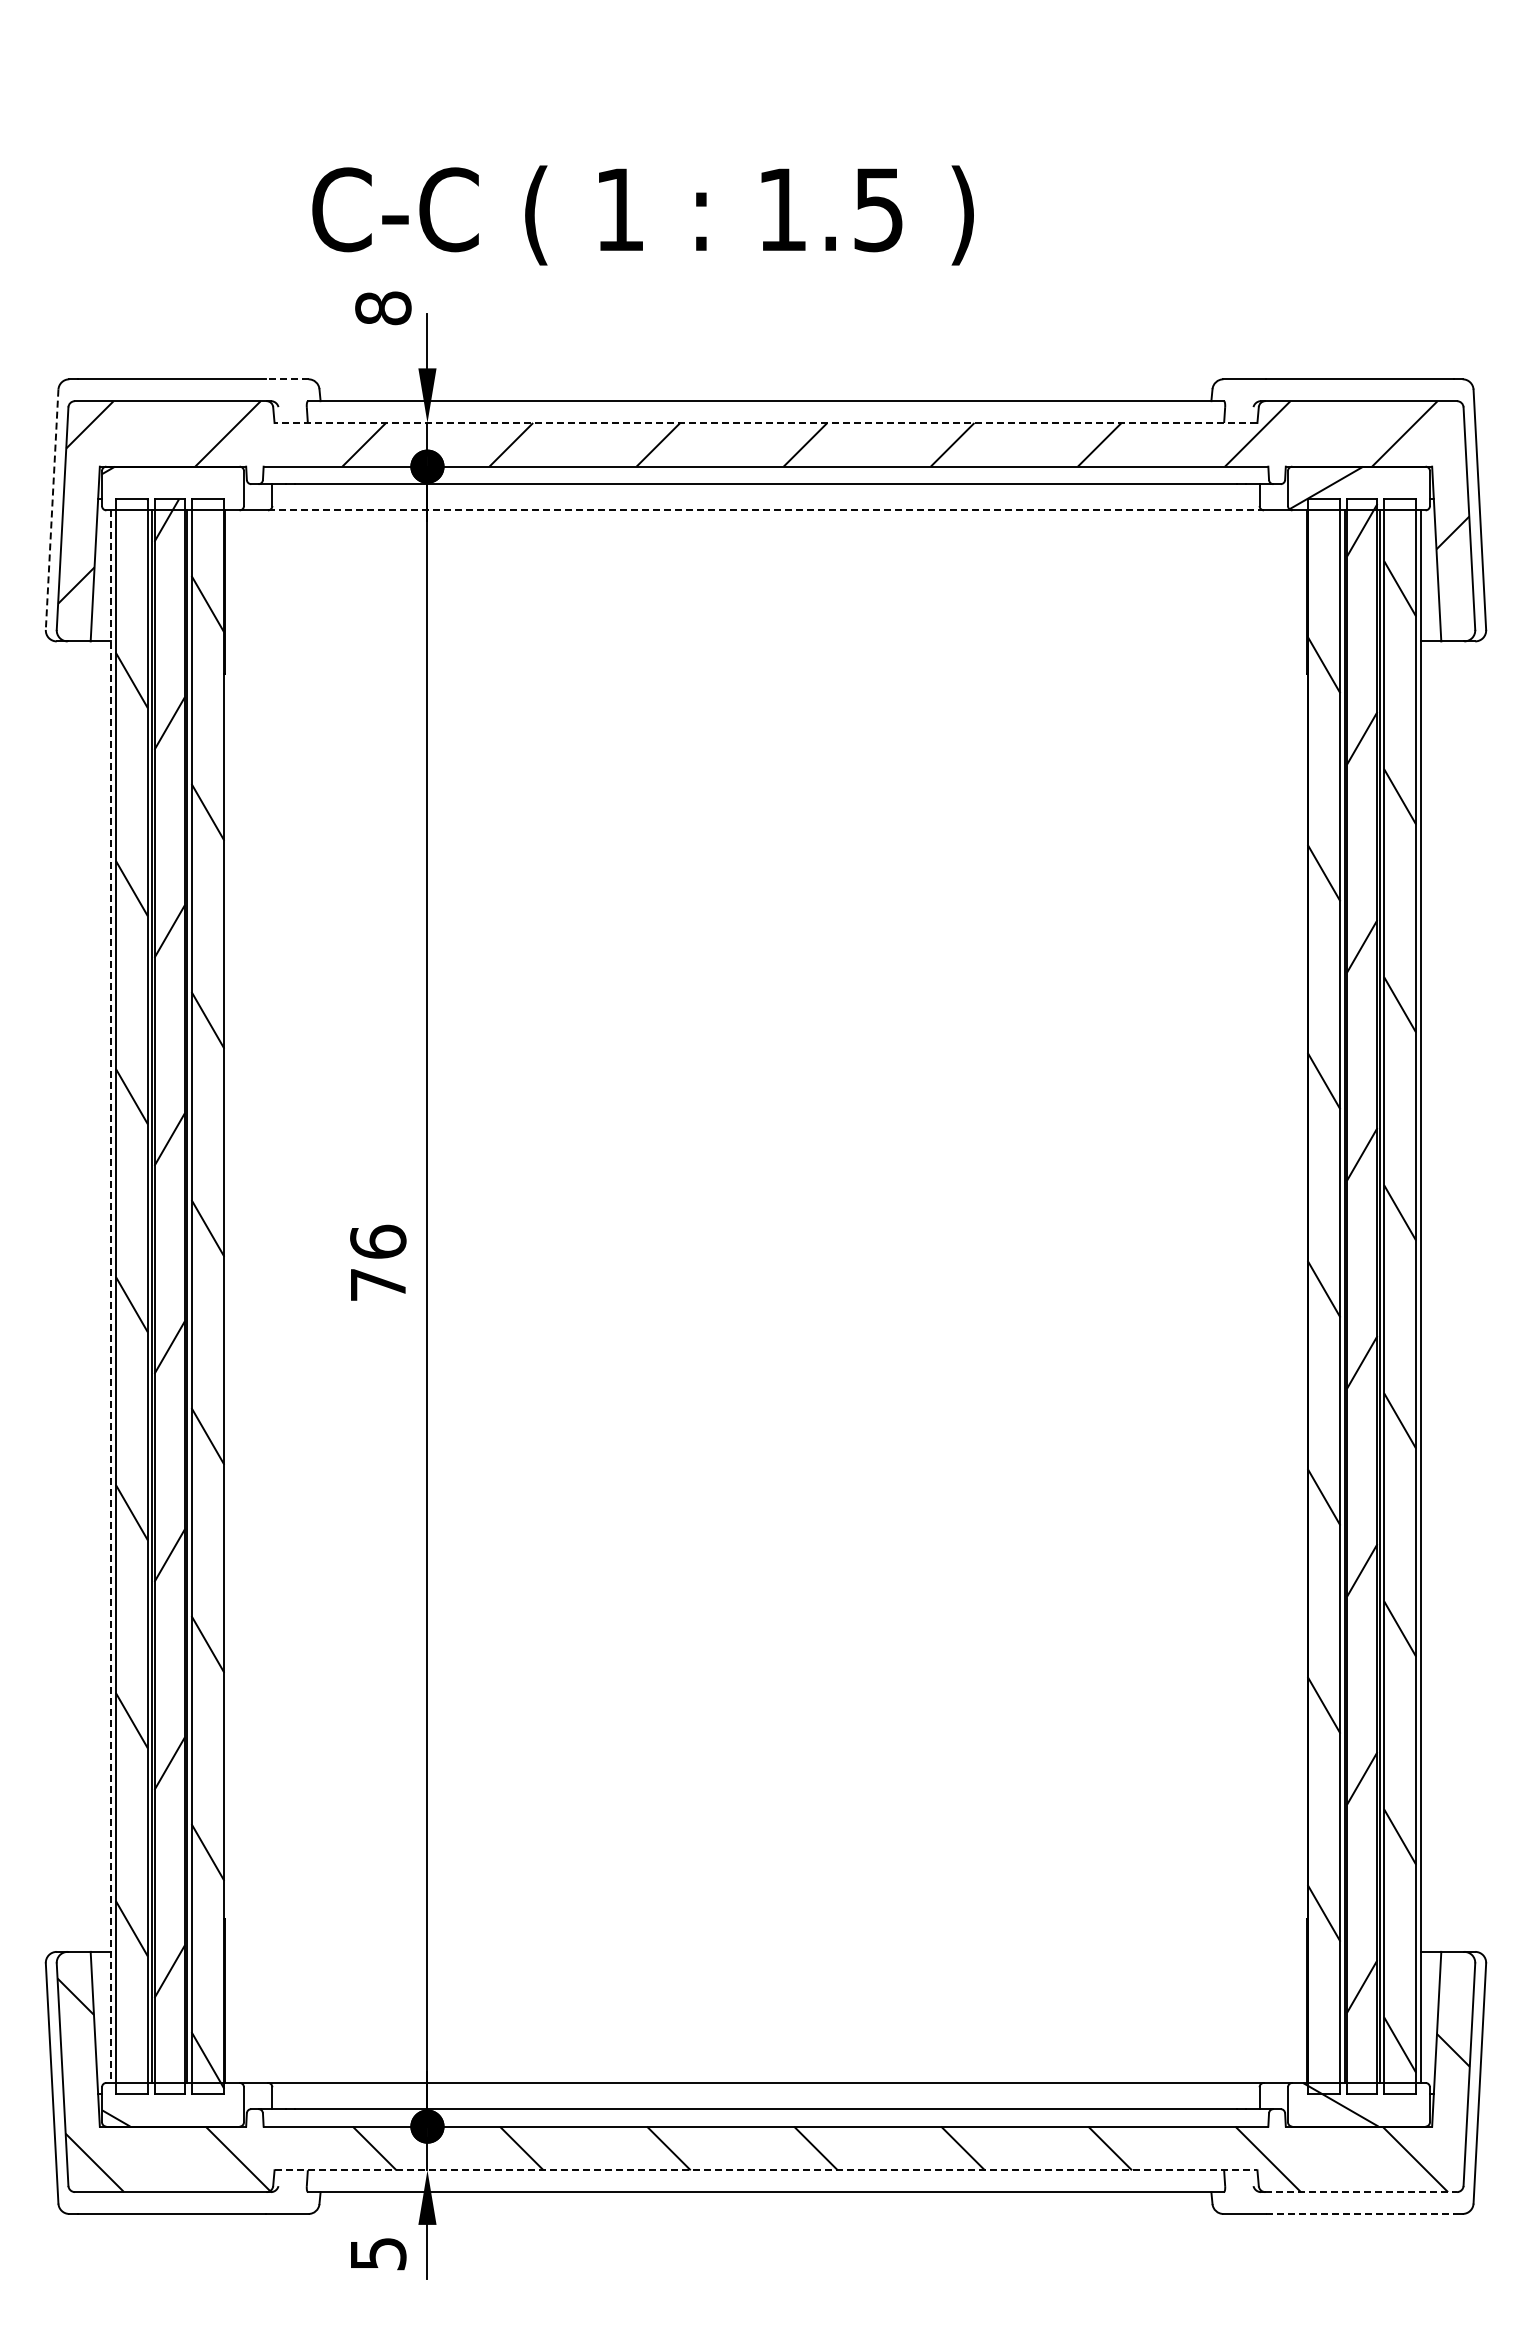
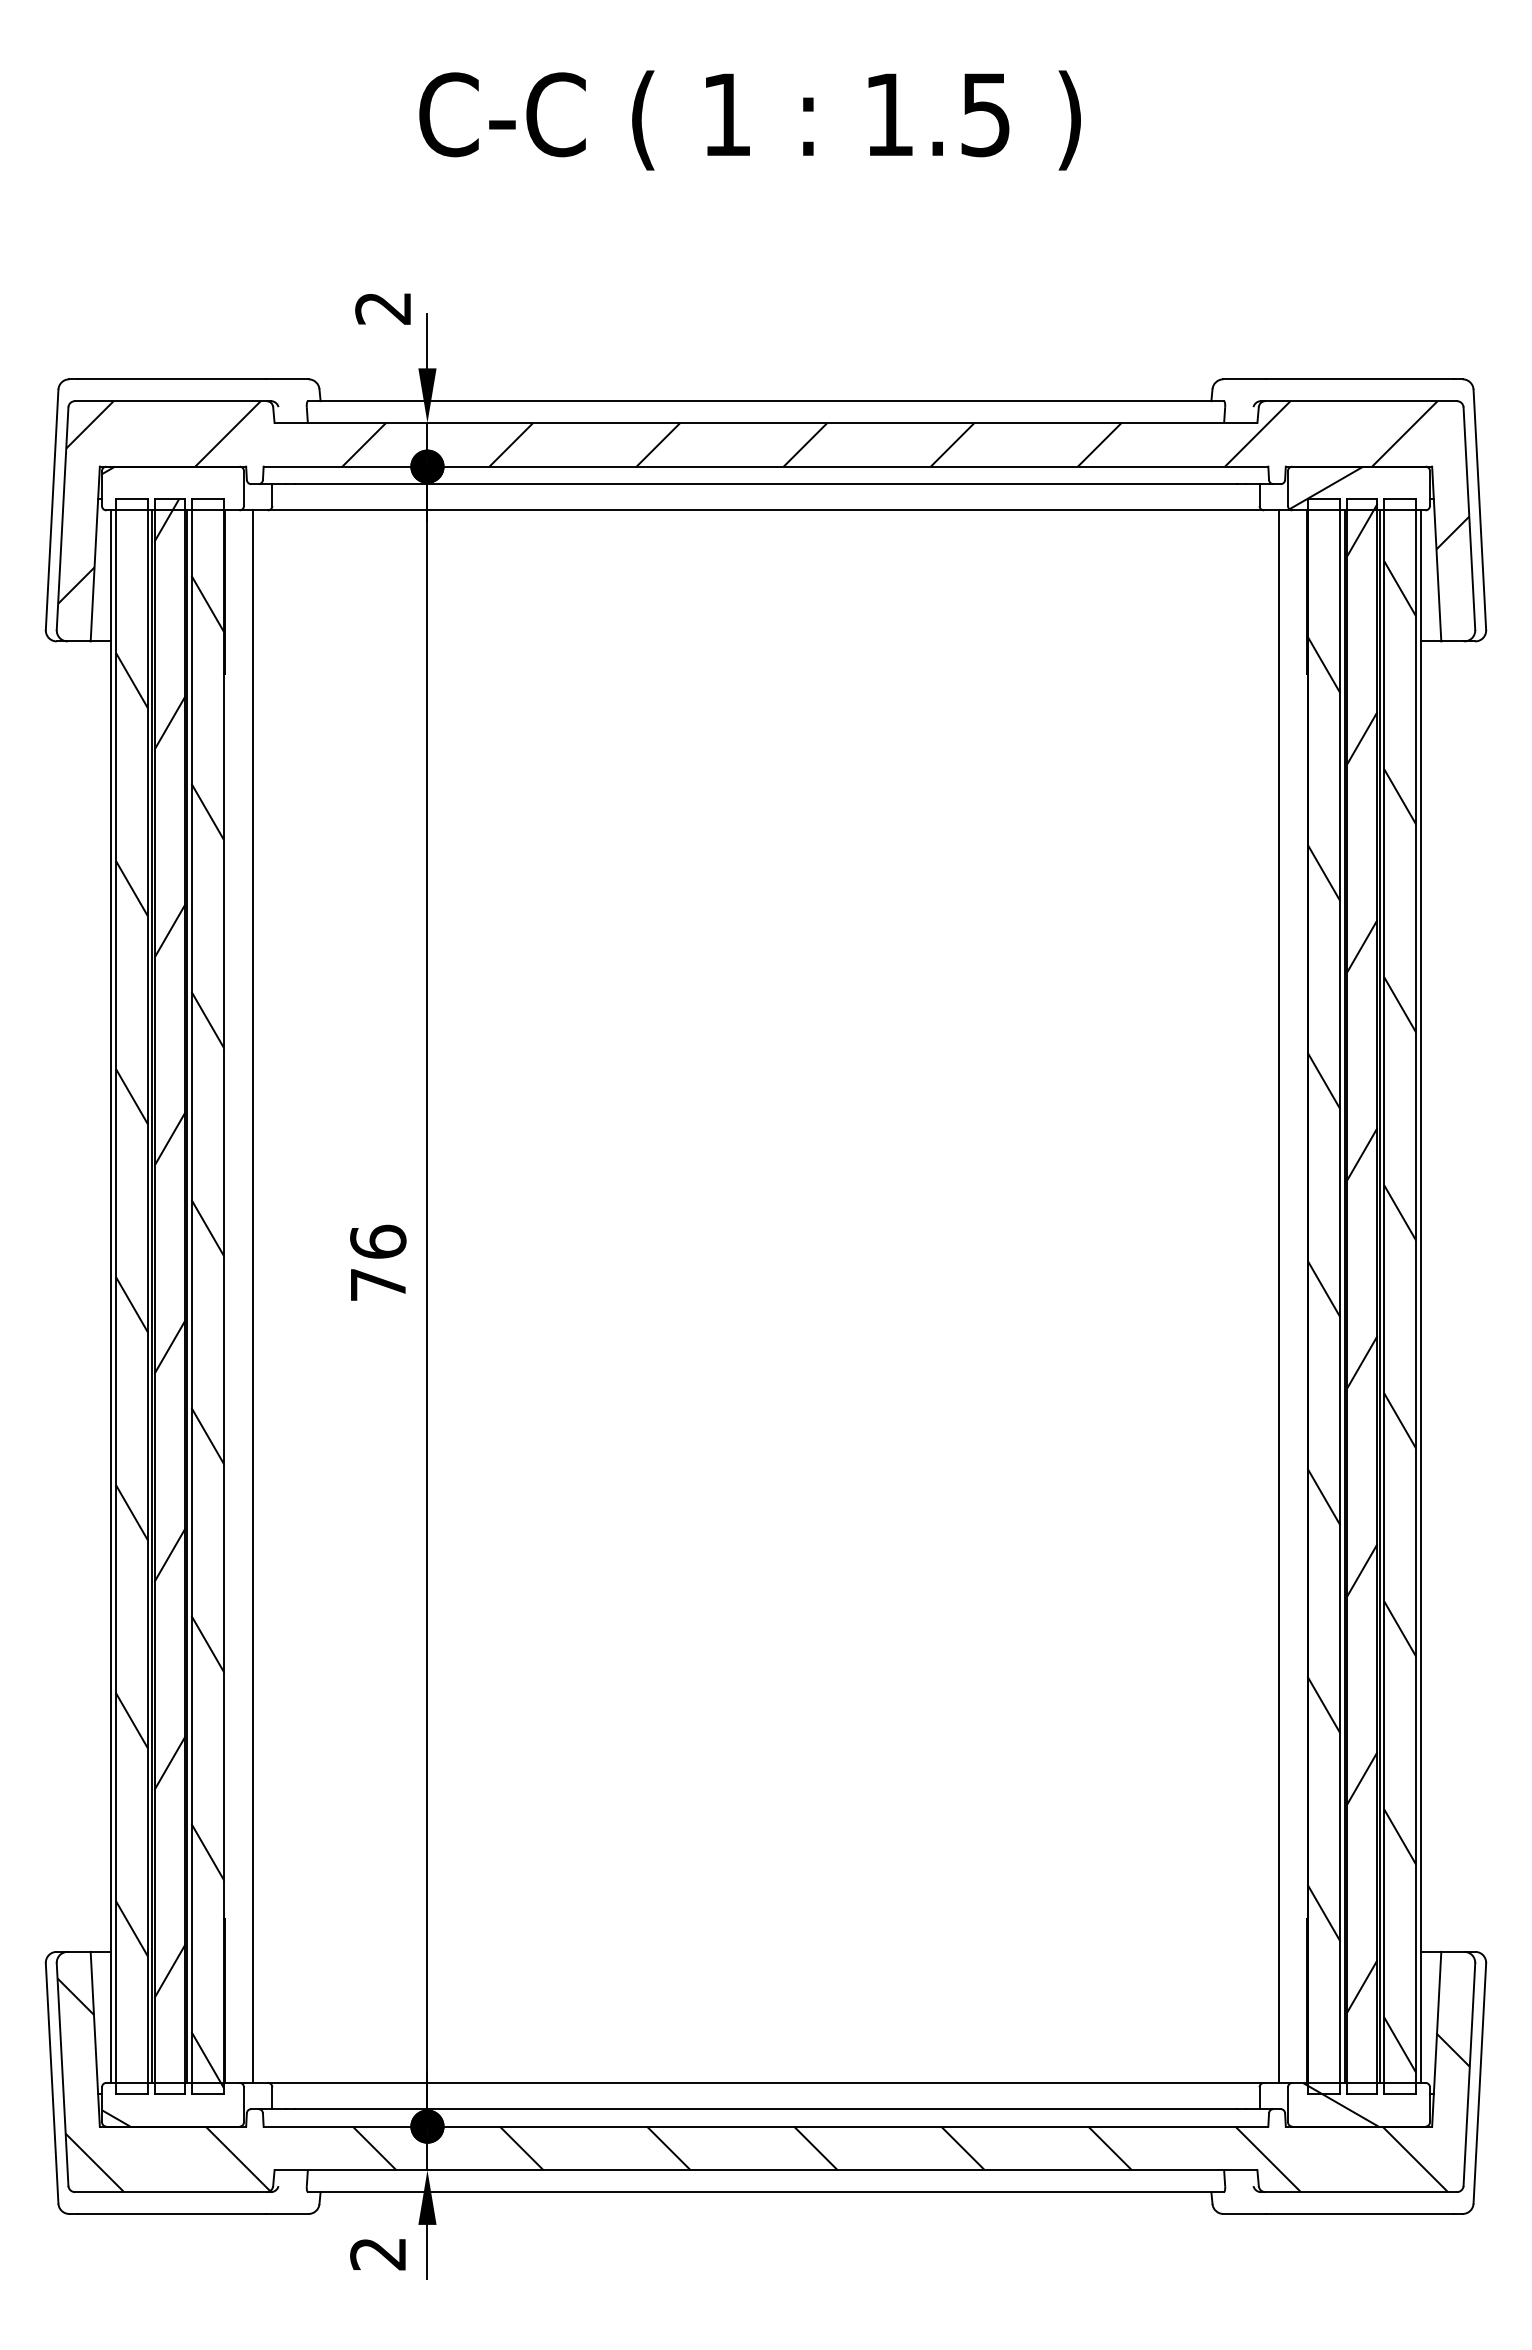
text position: (642, 215) -> (749, 120) (749, 120)
text: 8 -> 2 (383, 308)
line: dashed -> solid (286, 379)
line: dashed -> solid (765, 423)
line: dashed -> solid (52, 510)
line: dashed -> solid (766, 510)
line: none -> present (252, 1296)
line: none -> present (1279, 1296)
line: dashed -> solid (110, 1297)
line: dashed -> solid (766, 2170)
line: dashed -> solid (1361, 2192)
line: dashed -> solid (1359, 2213)
text: 5 -> 2 (378, 2254)
